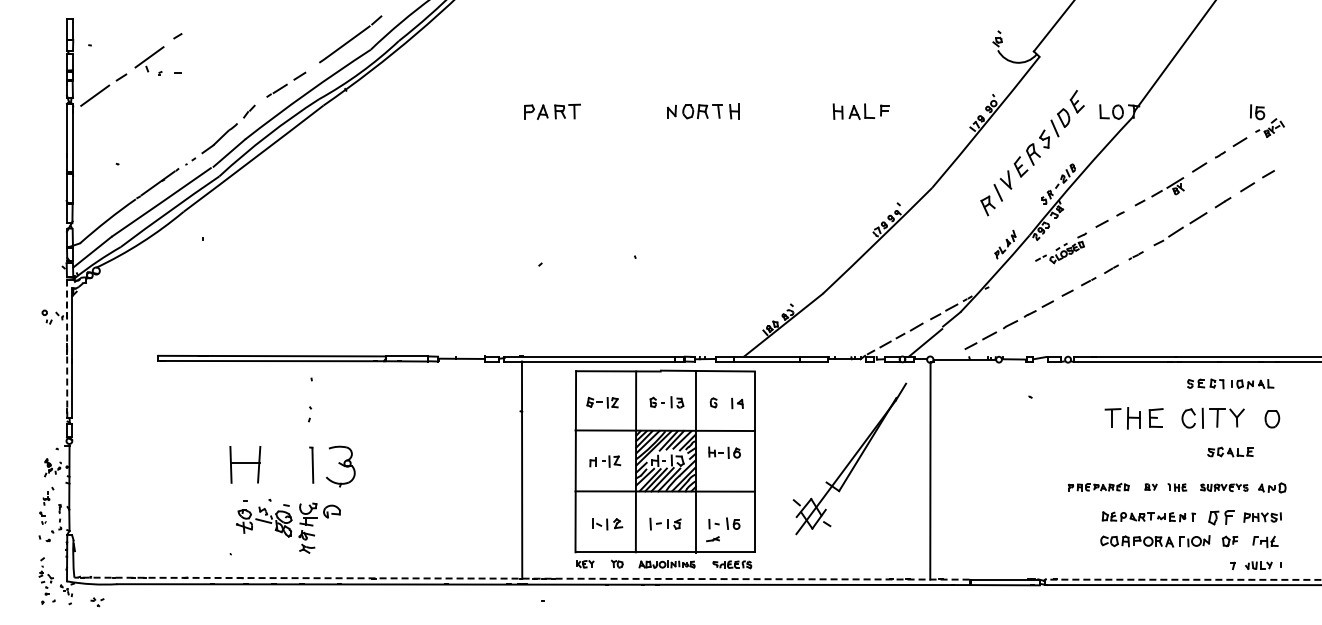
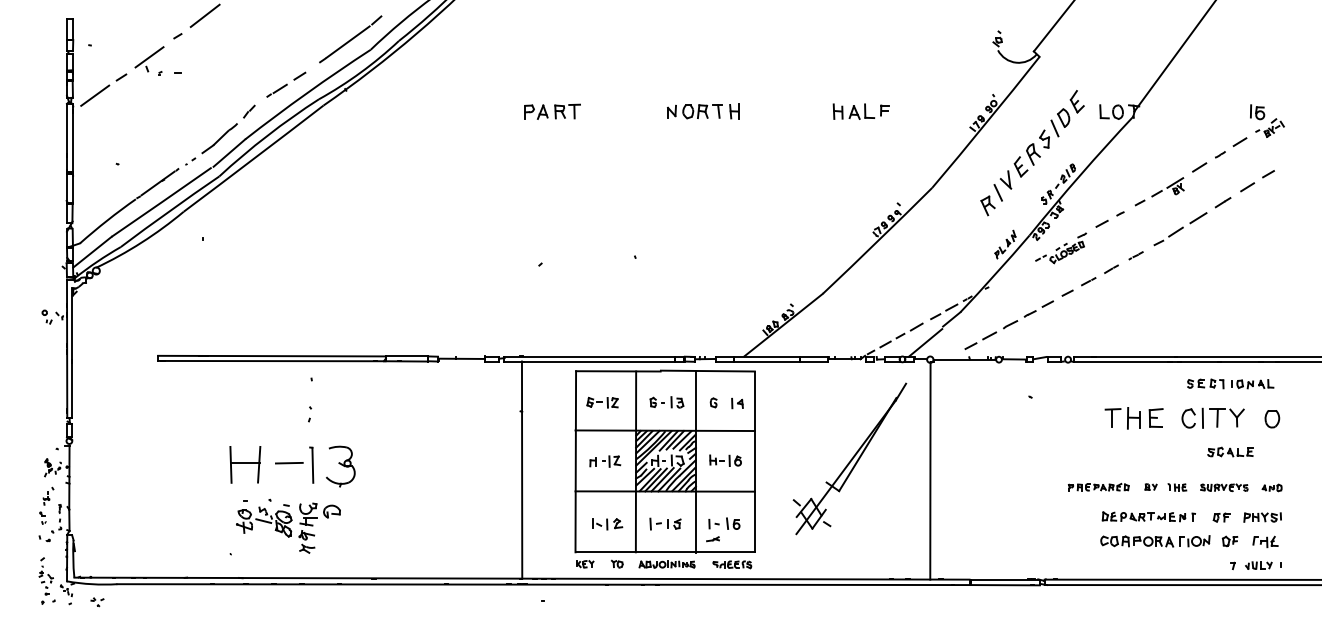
line: none -> present (204, 15)
line: dashed -> solid (67, 349)
part position: (724, 452) -> (725, 460) (725, 460)
line: none -> present (289, 463)
part size: 29x12 px -> 22x10 px (1271, 487)
part size: 27x16 px -> 19x11 px (1221, 517)
line: dashed -> solid (521, 578)
line: dashed -> solid (1182, 579)
